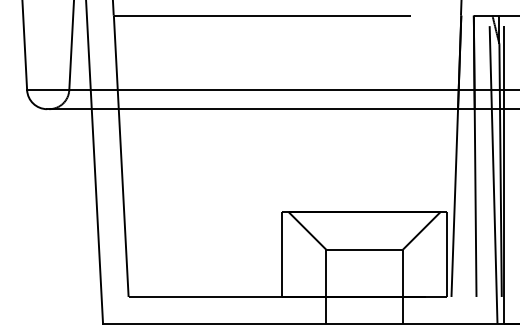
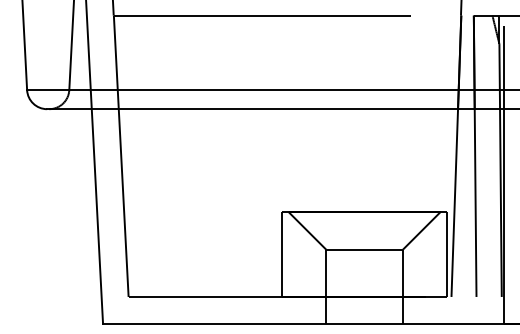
line: present -> none (493, 162)
